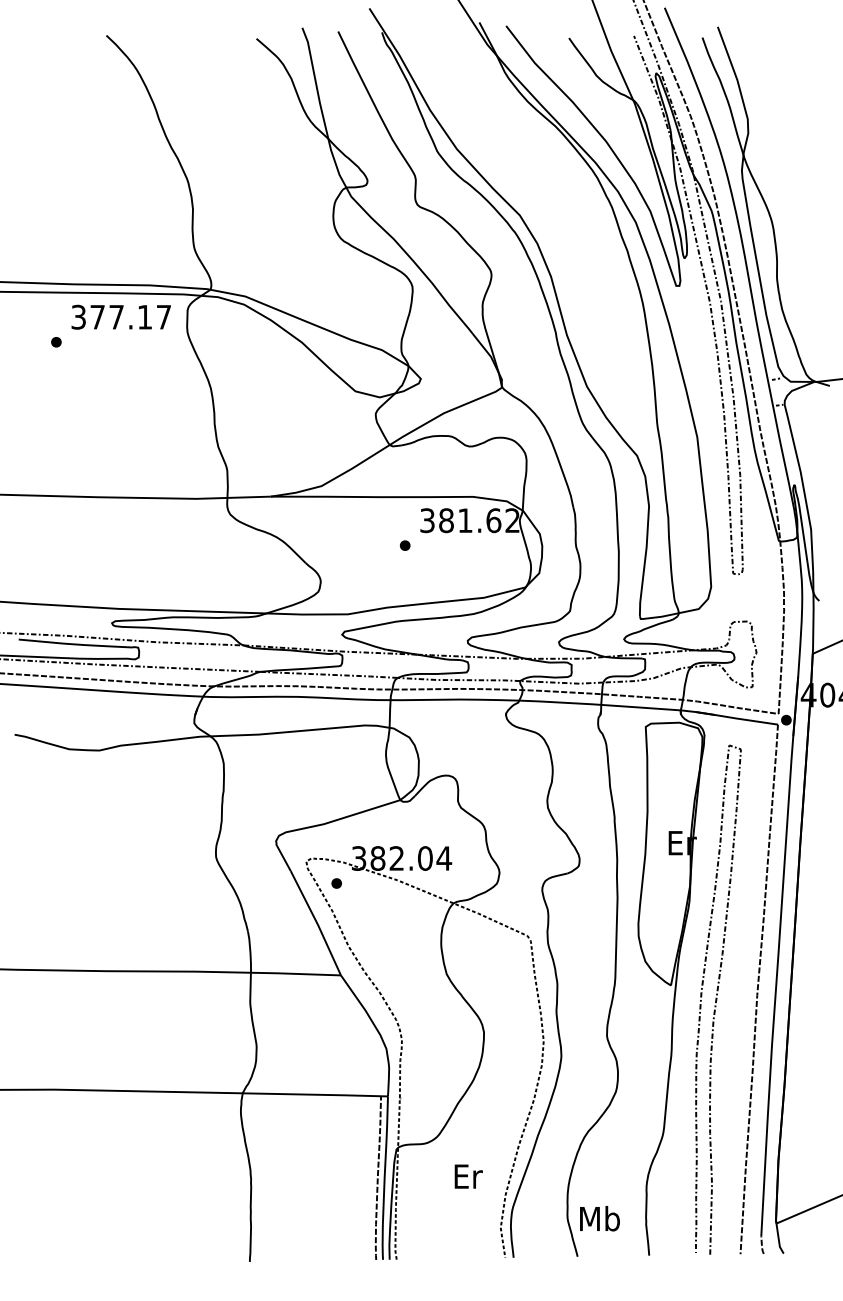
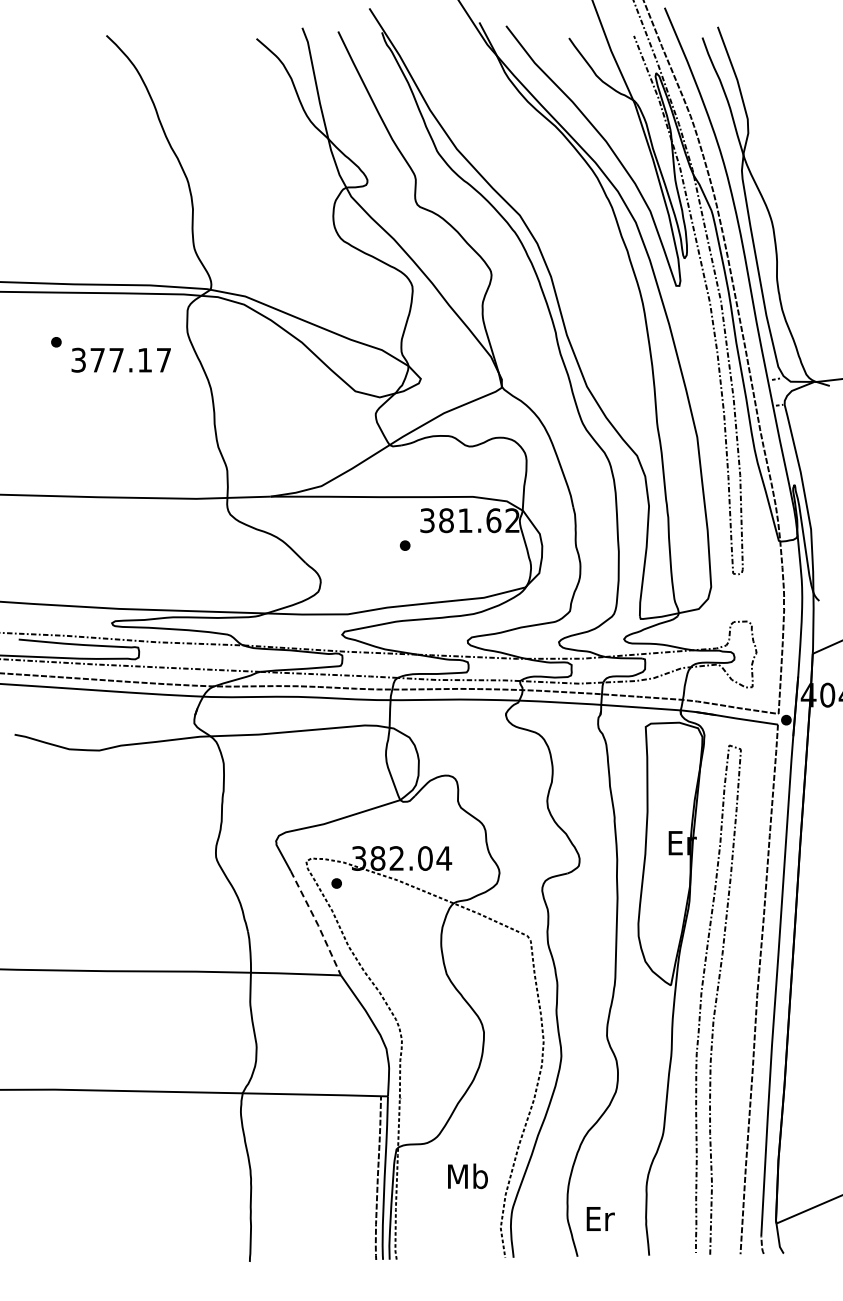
text position: (120, 316) -> (120, 359) (120, 359)
line: solid -> dashed (317, 923)
text: Er -> Mb (467, 1176)
text: Mb -> Er (599, 1218)
